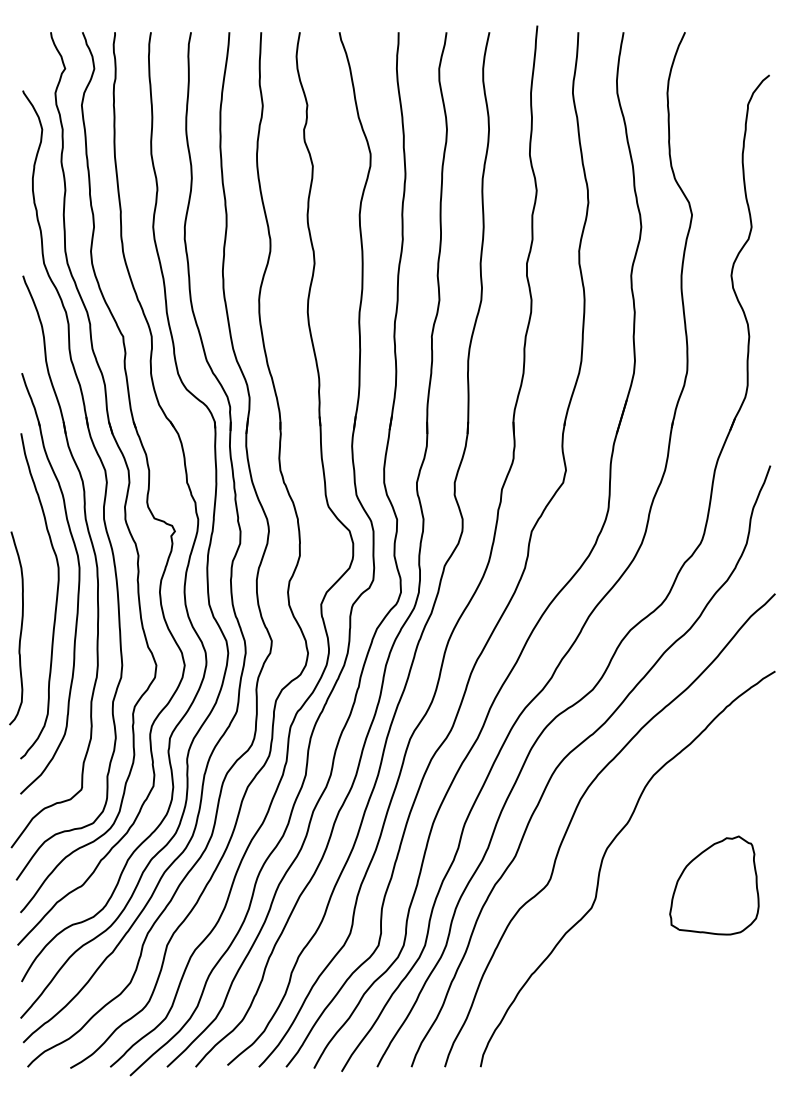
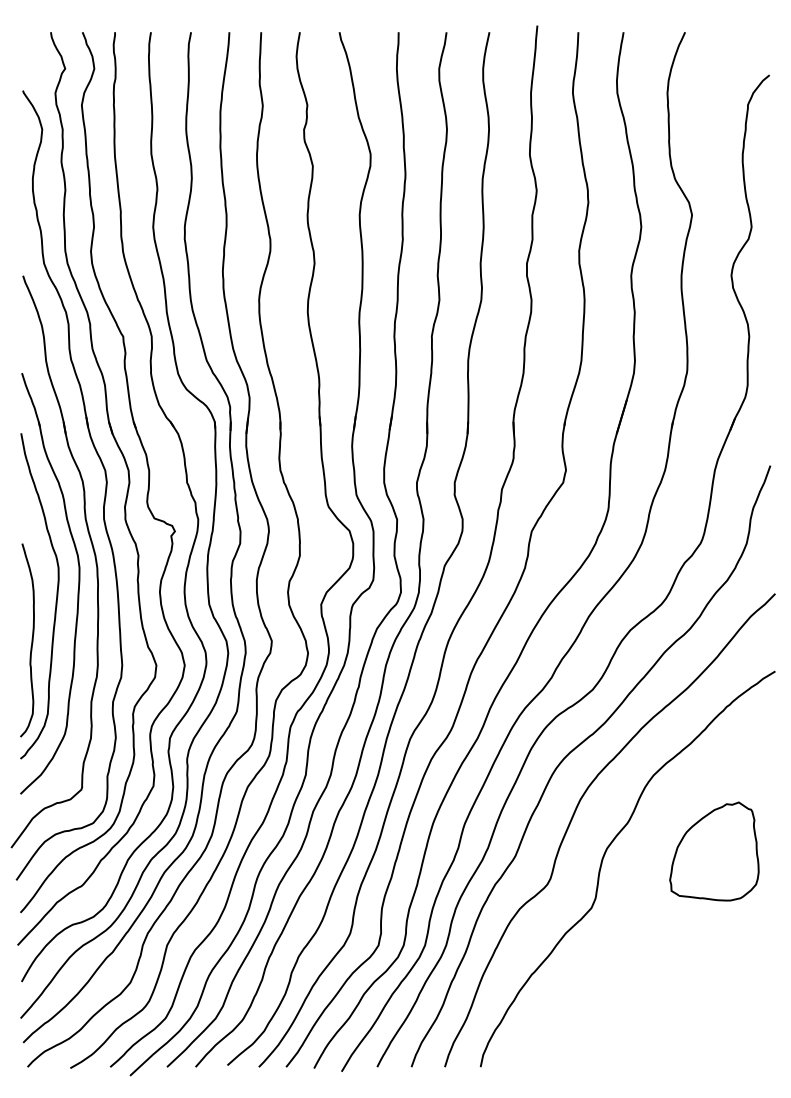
curve position: (20, 628) -> (31, 640) (31, 640)
part position: (714, 885) -> (714, 851) (714, 851)
